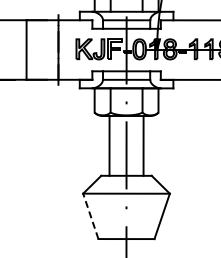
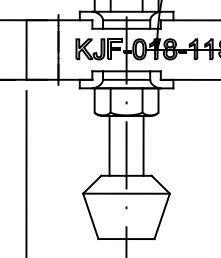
line: none -> present (26, 172)
line: dashed -> solid (90, 216)
